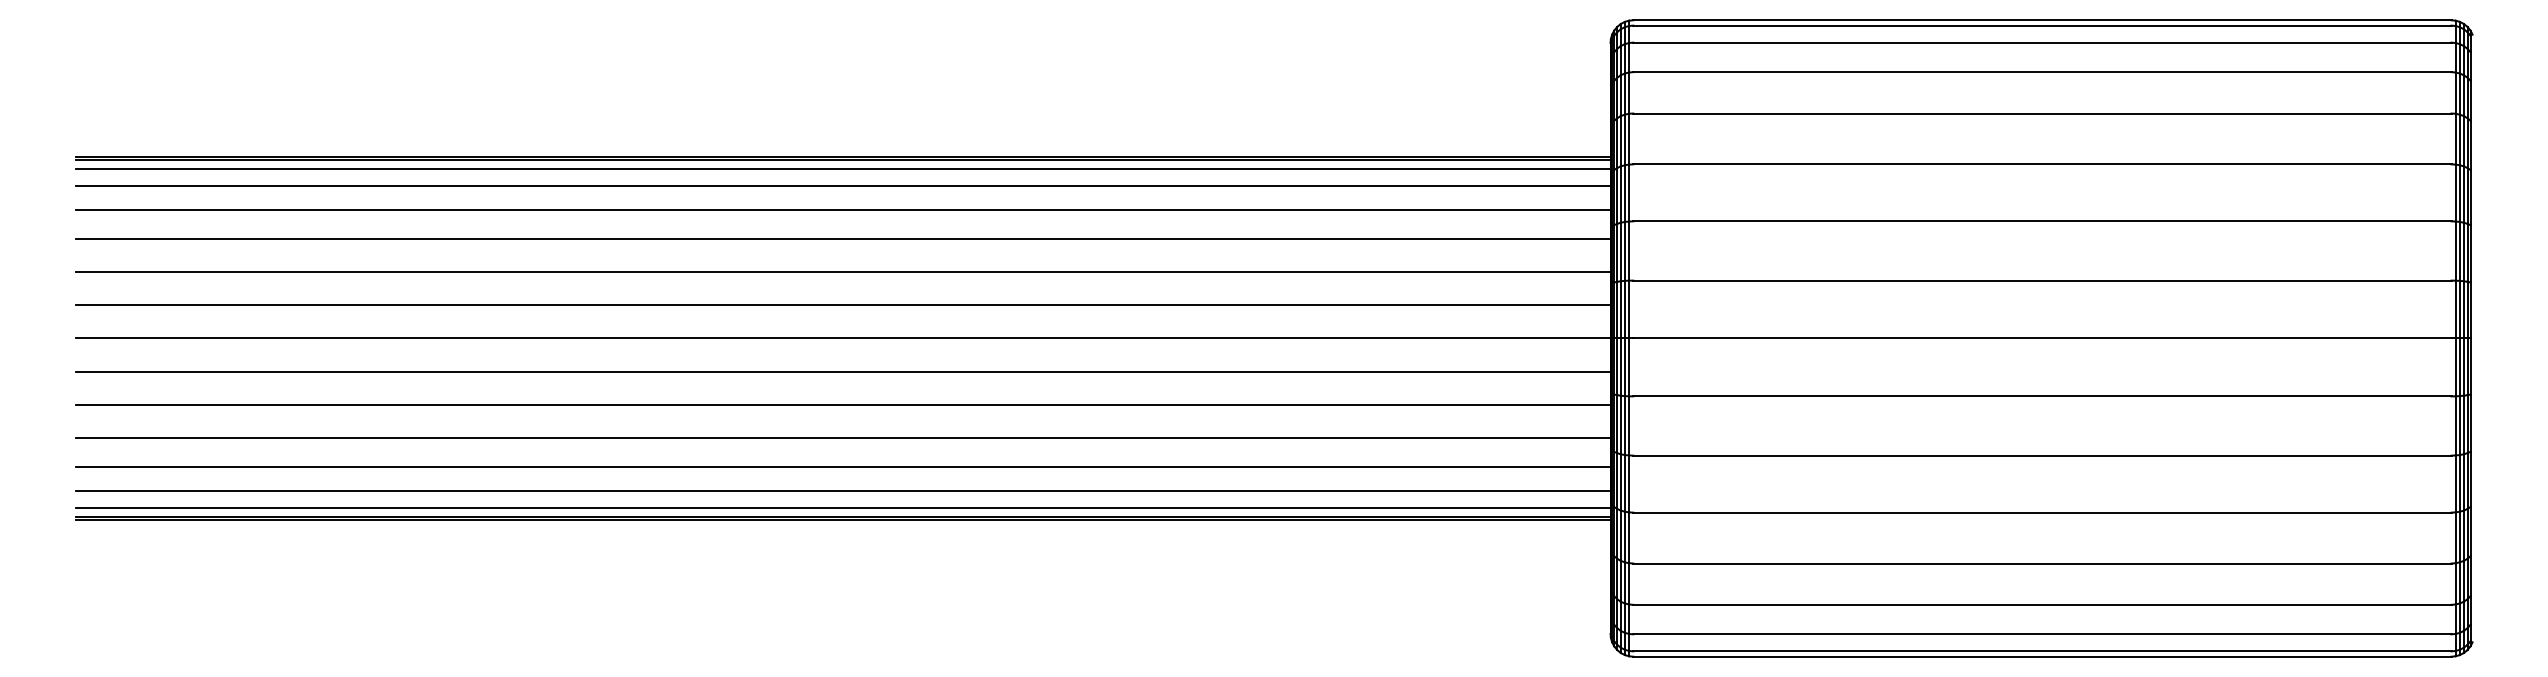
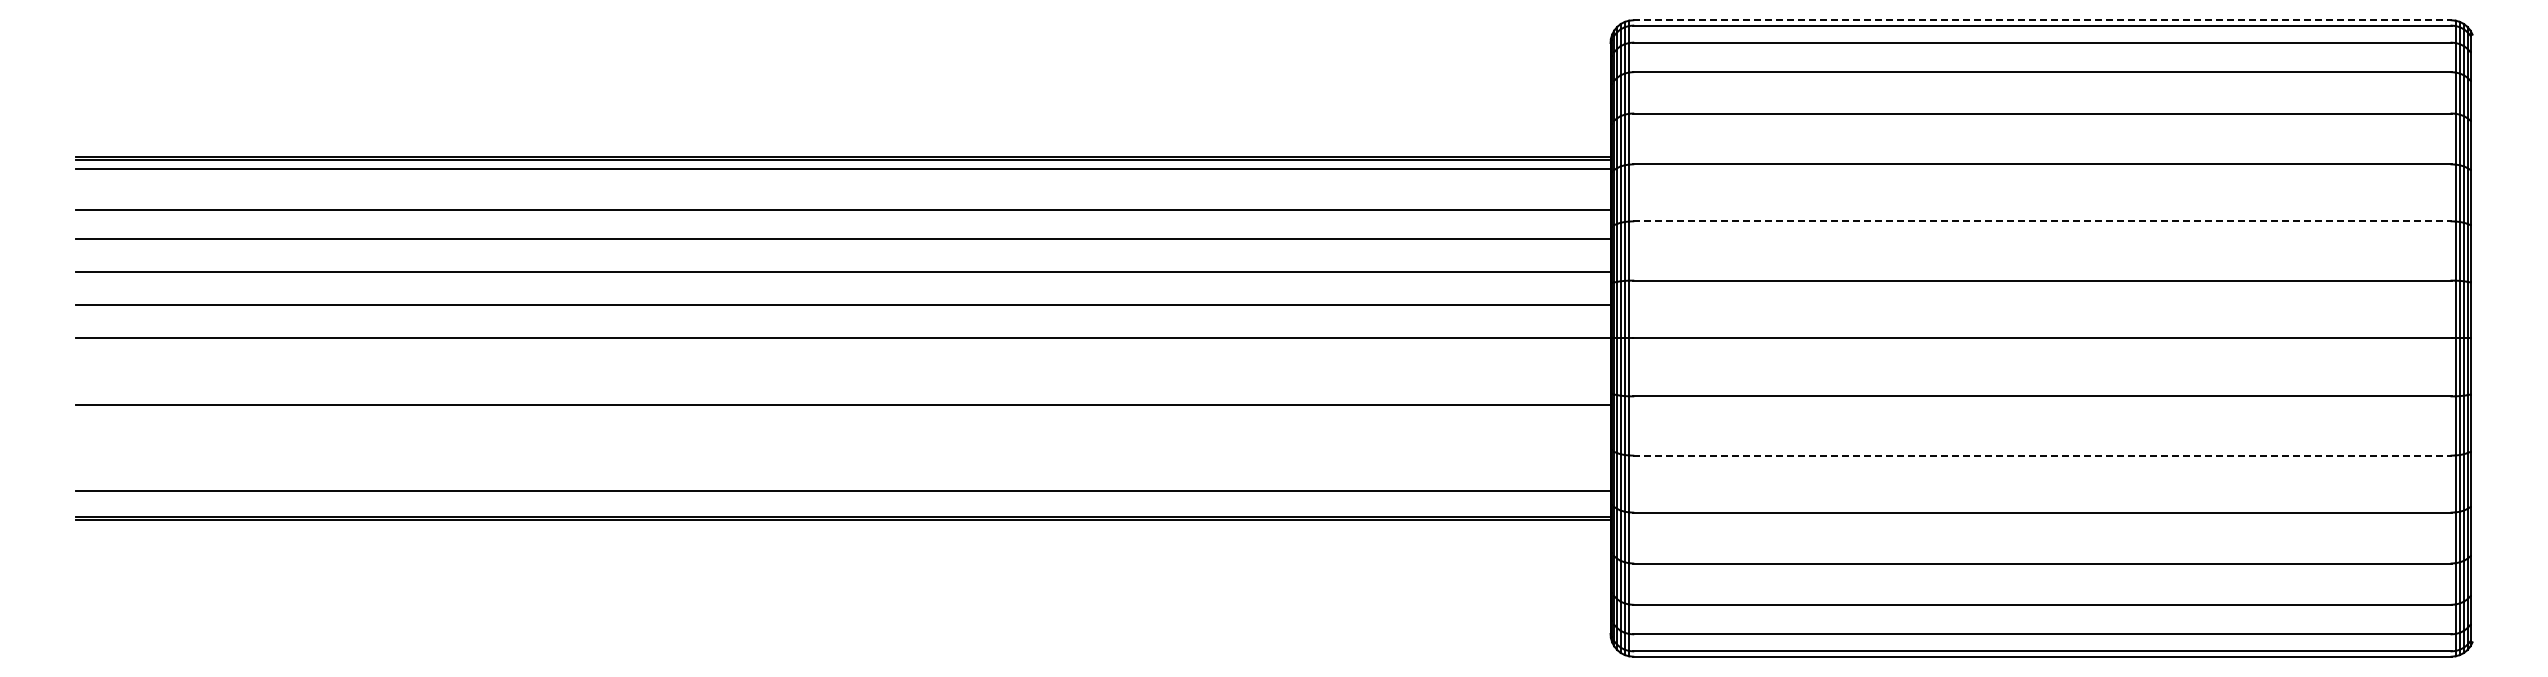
line: solid -> dashed (2042, 20)
line: present -> none (843, 186)
line: solid -> dashed (2042, 221)
line: present -> none (843, 371)
line: present -> none (843, 438)
line: solid -> dashed (2042, 455)
line: present -> none (843, 467)
line: present -> none (843, 507)
